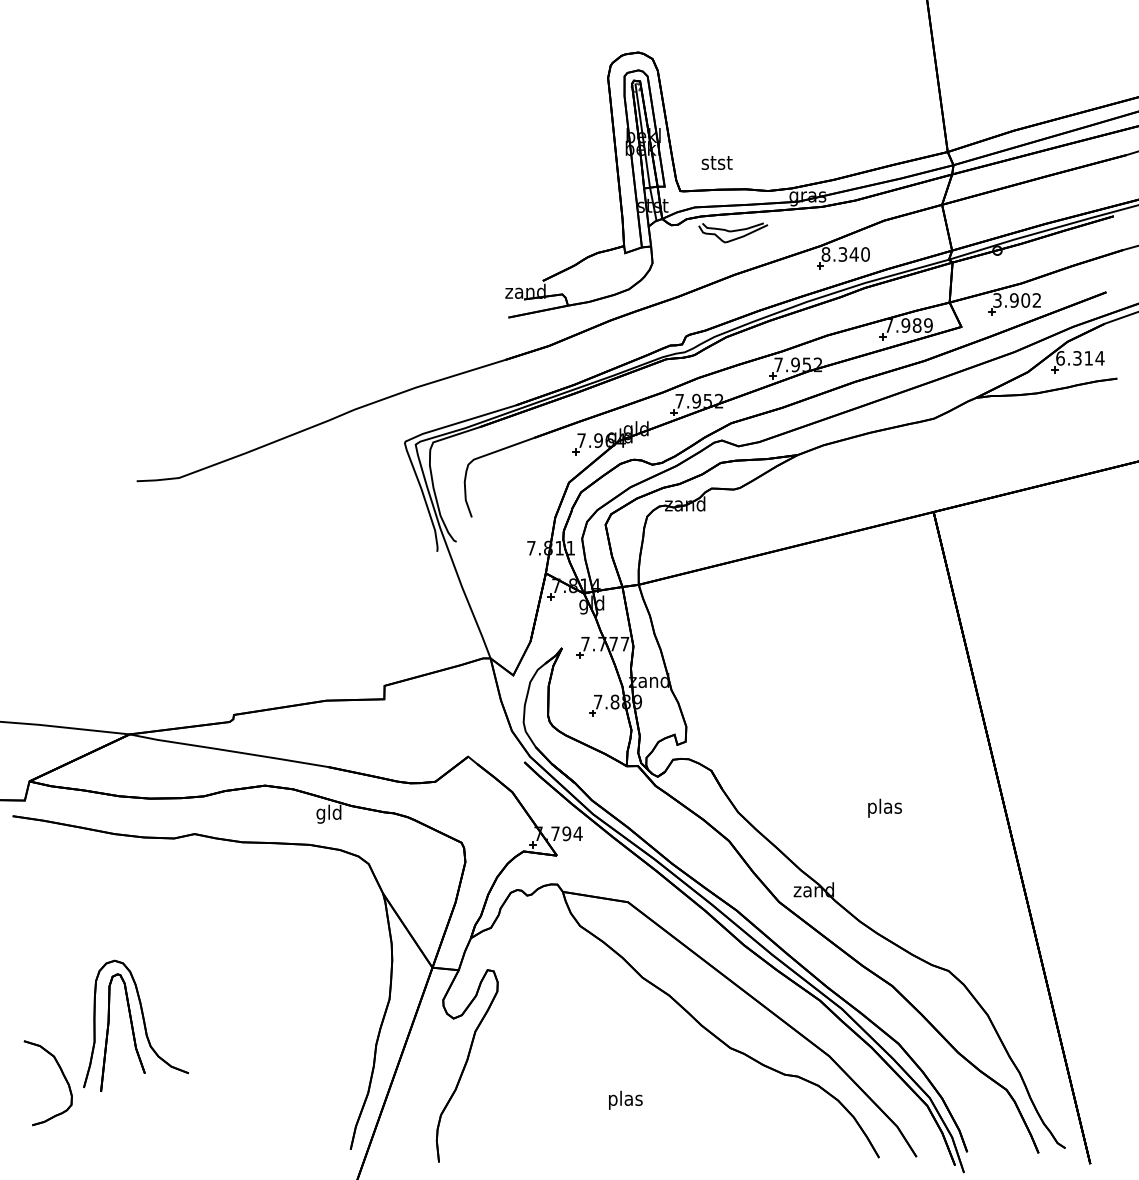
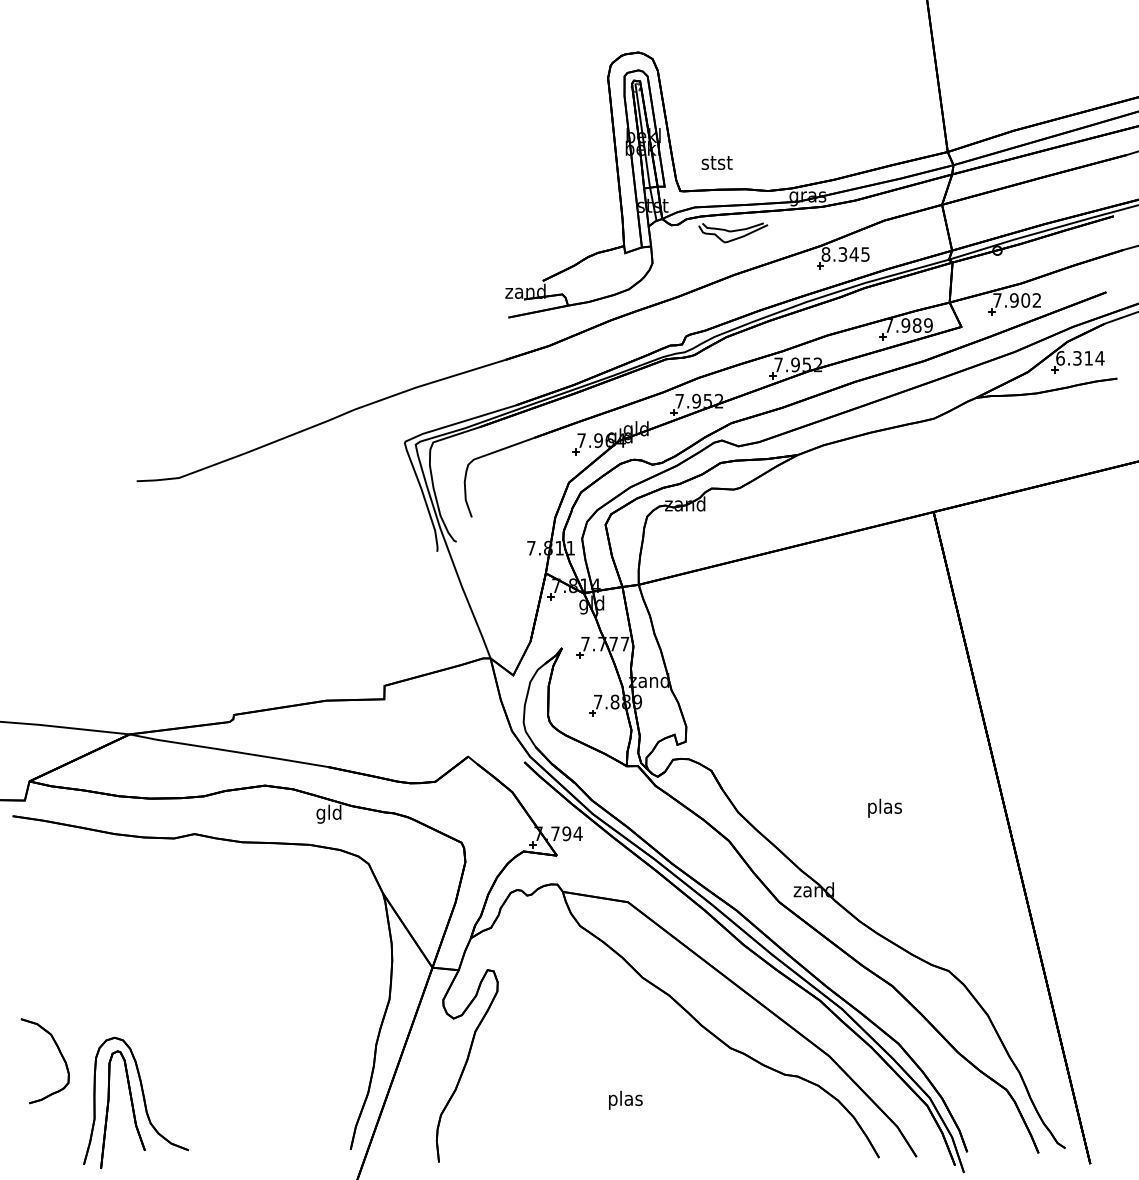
text: 8.340 -> 8.345 (865, 254)
text: 3.902 -> 7.902 (997, 300)
part position: (136, 1025) -> (136, 1102) (136, 1102)
part position: (62, 1075) -> (59, 1053) (59, 1053)
